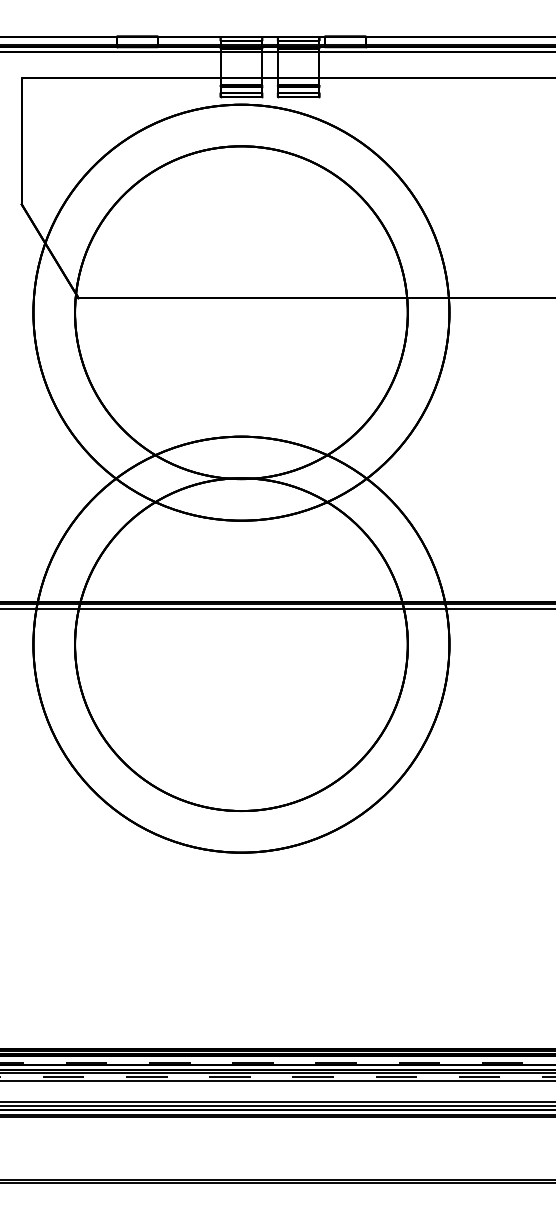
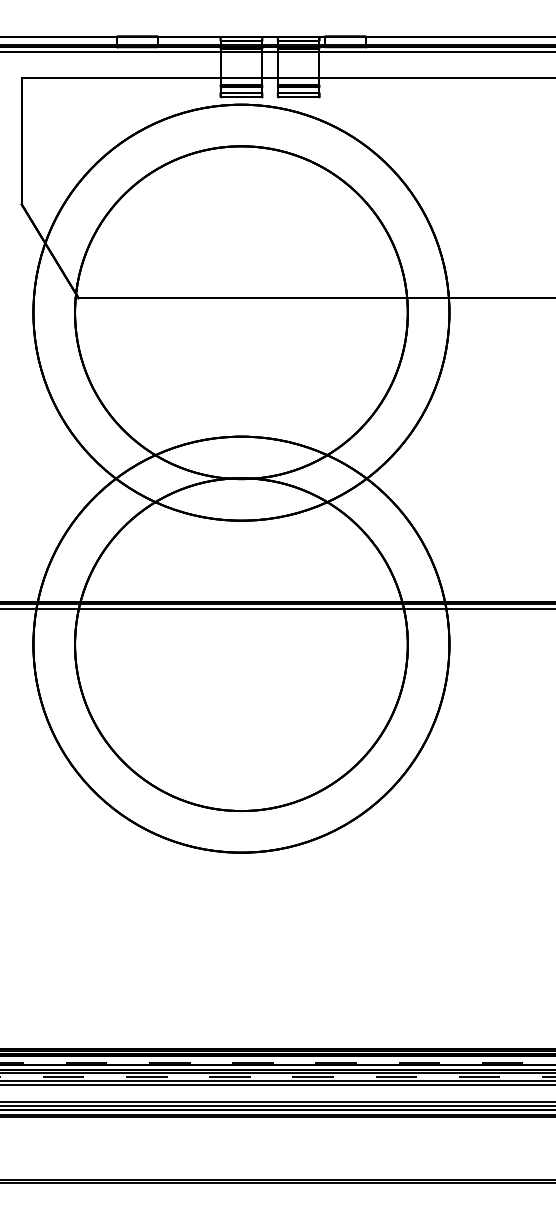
line: none -> present (277, 1085)
